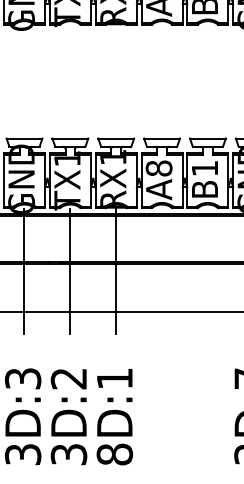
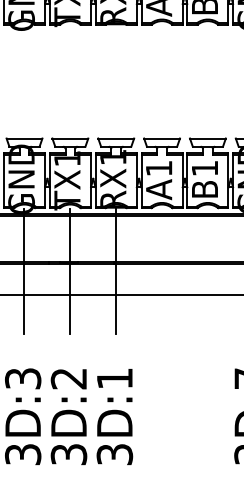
text: A8 -> A1 (158, 168)
line position: (121, 312) -> (121, 295) (121, 295)
text: 8D:1 -> 3D:1 (114, 454)
